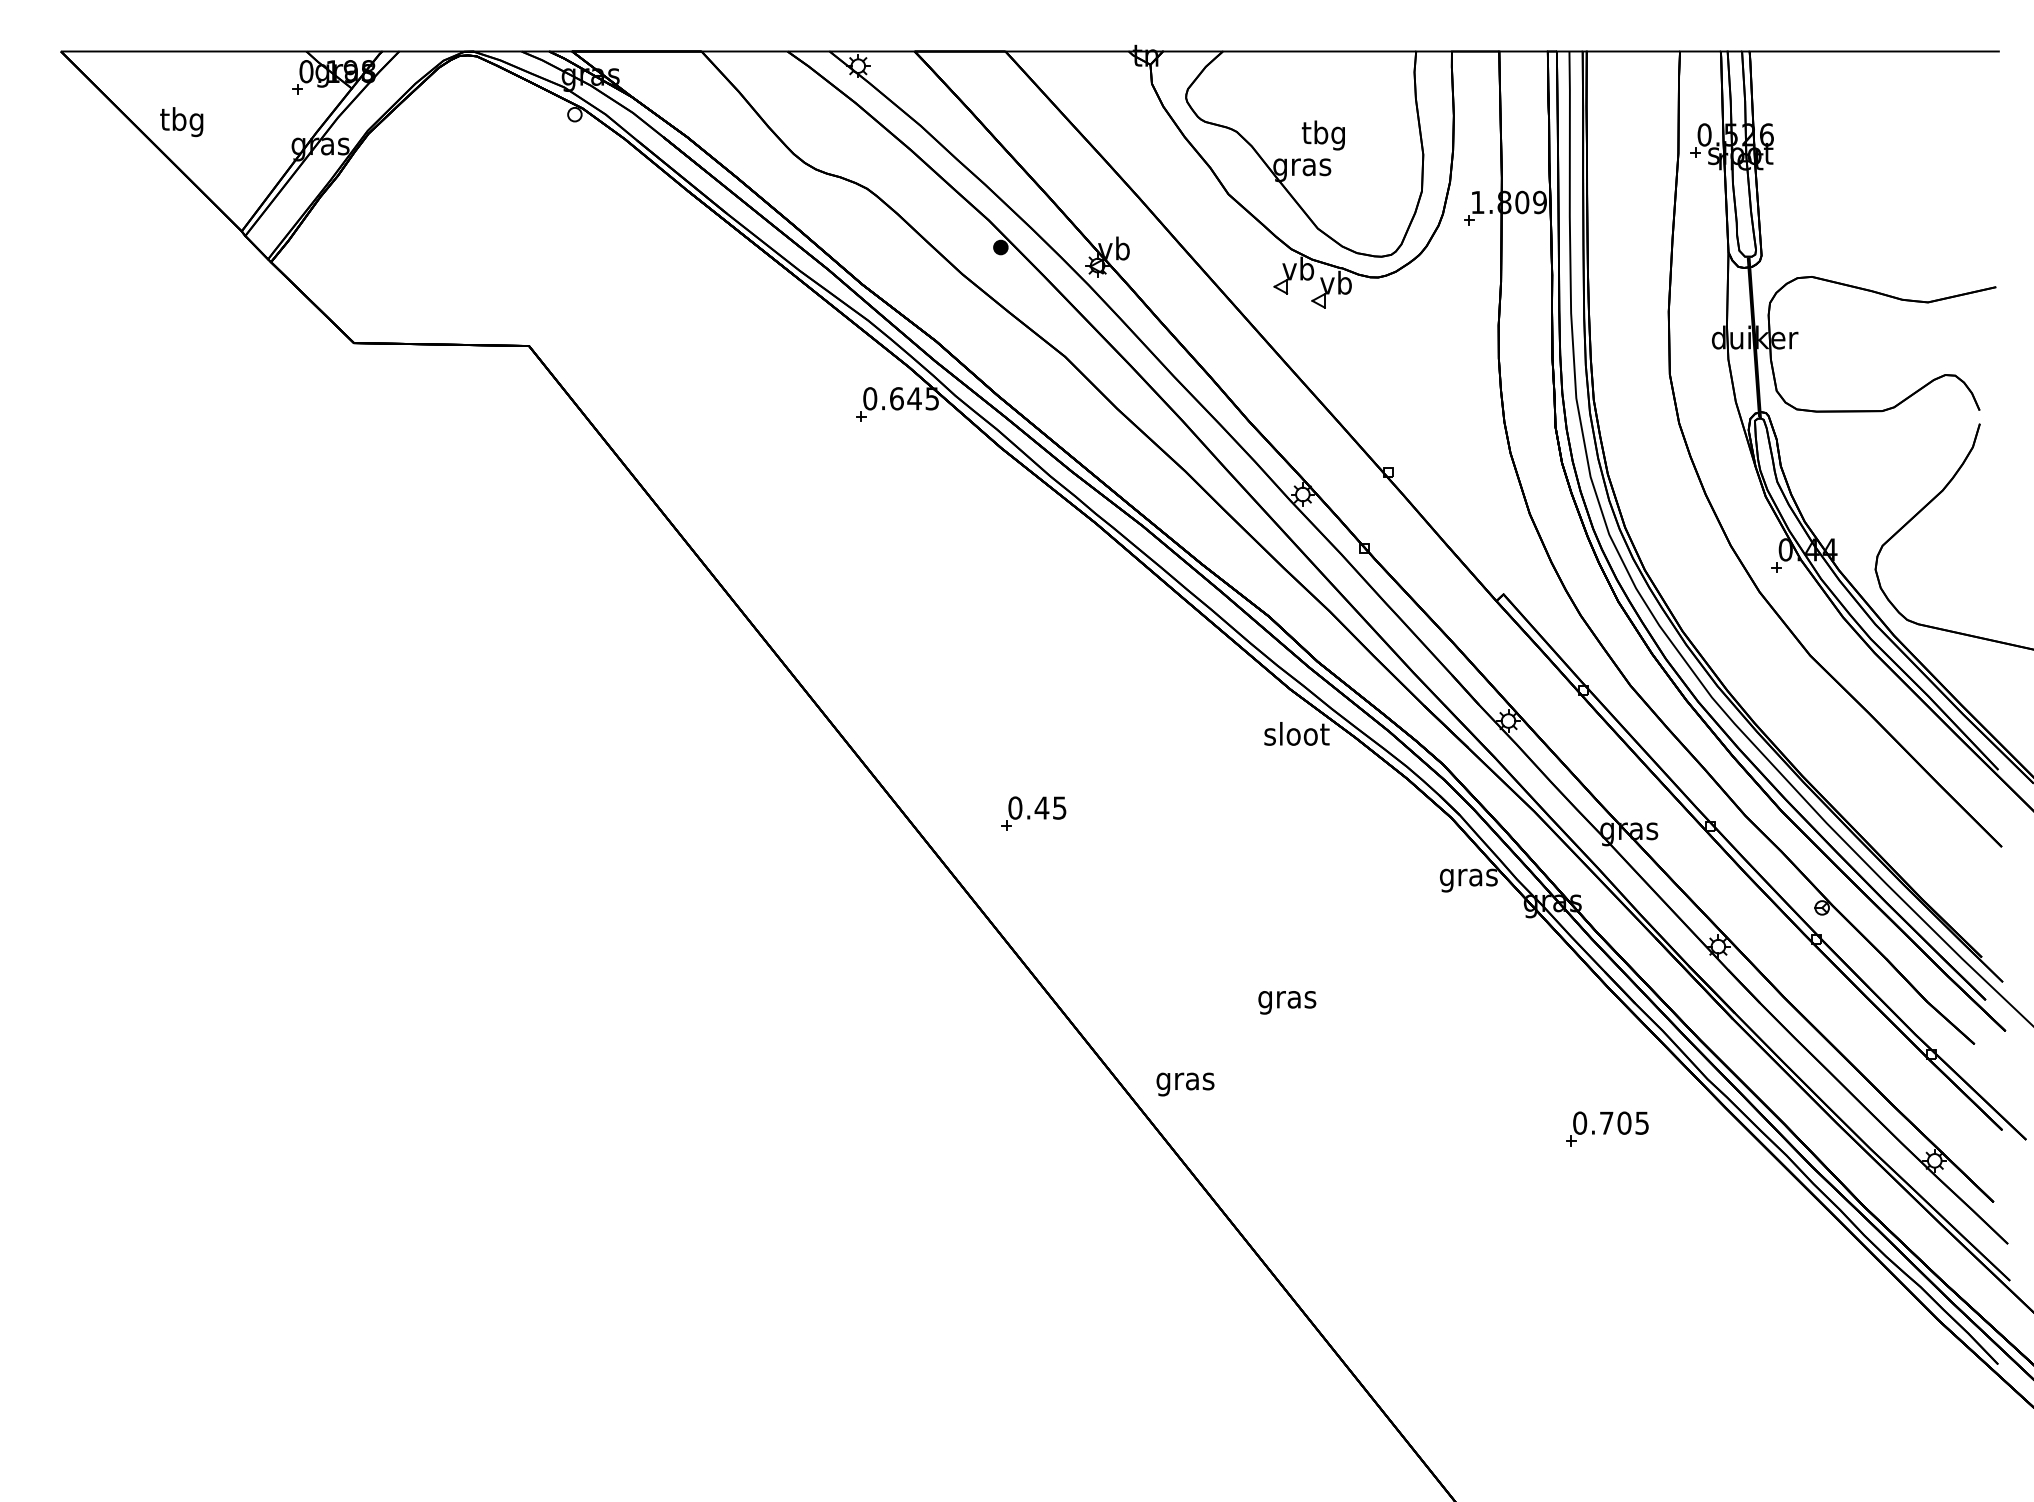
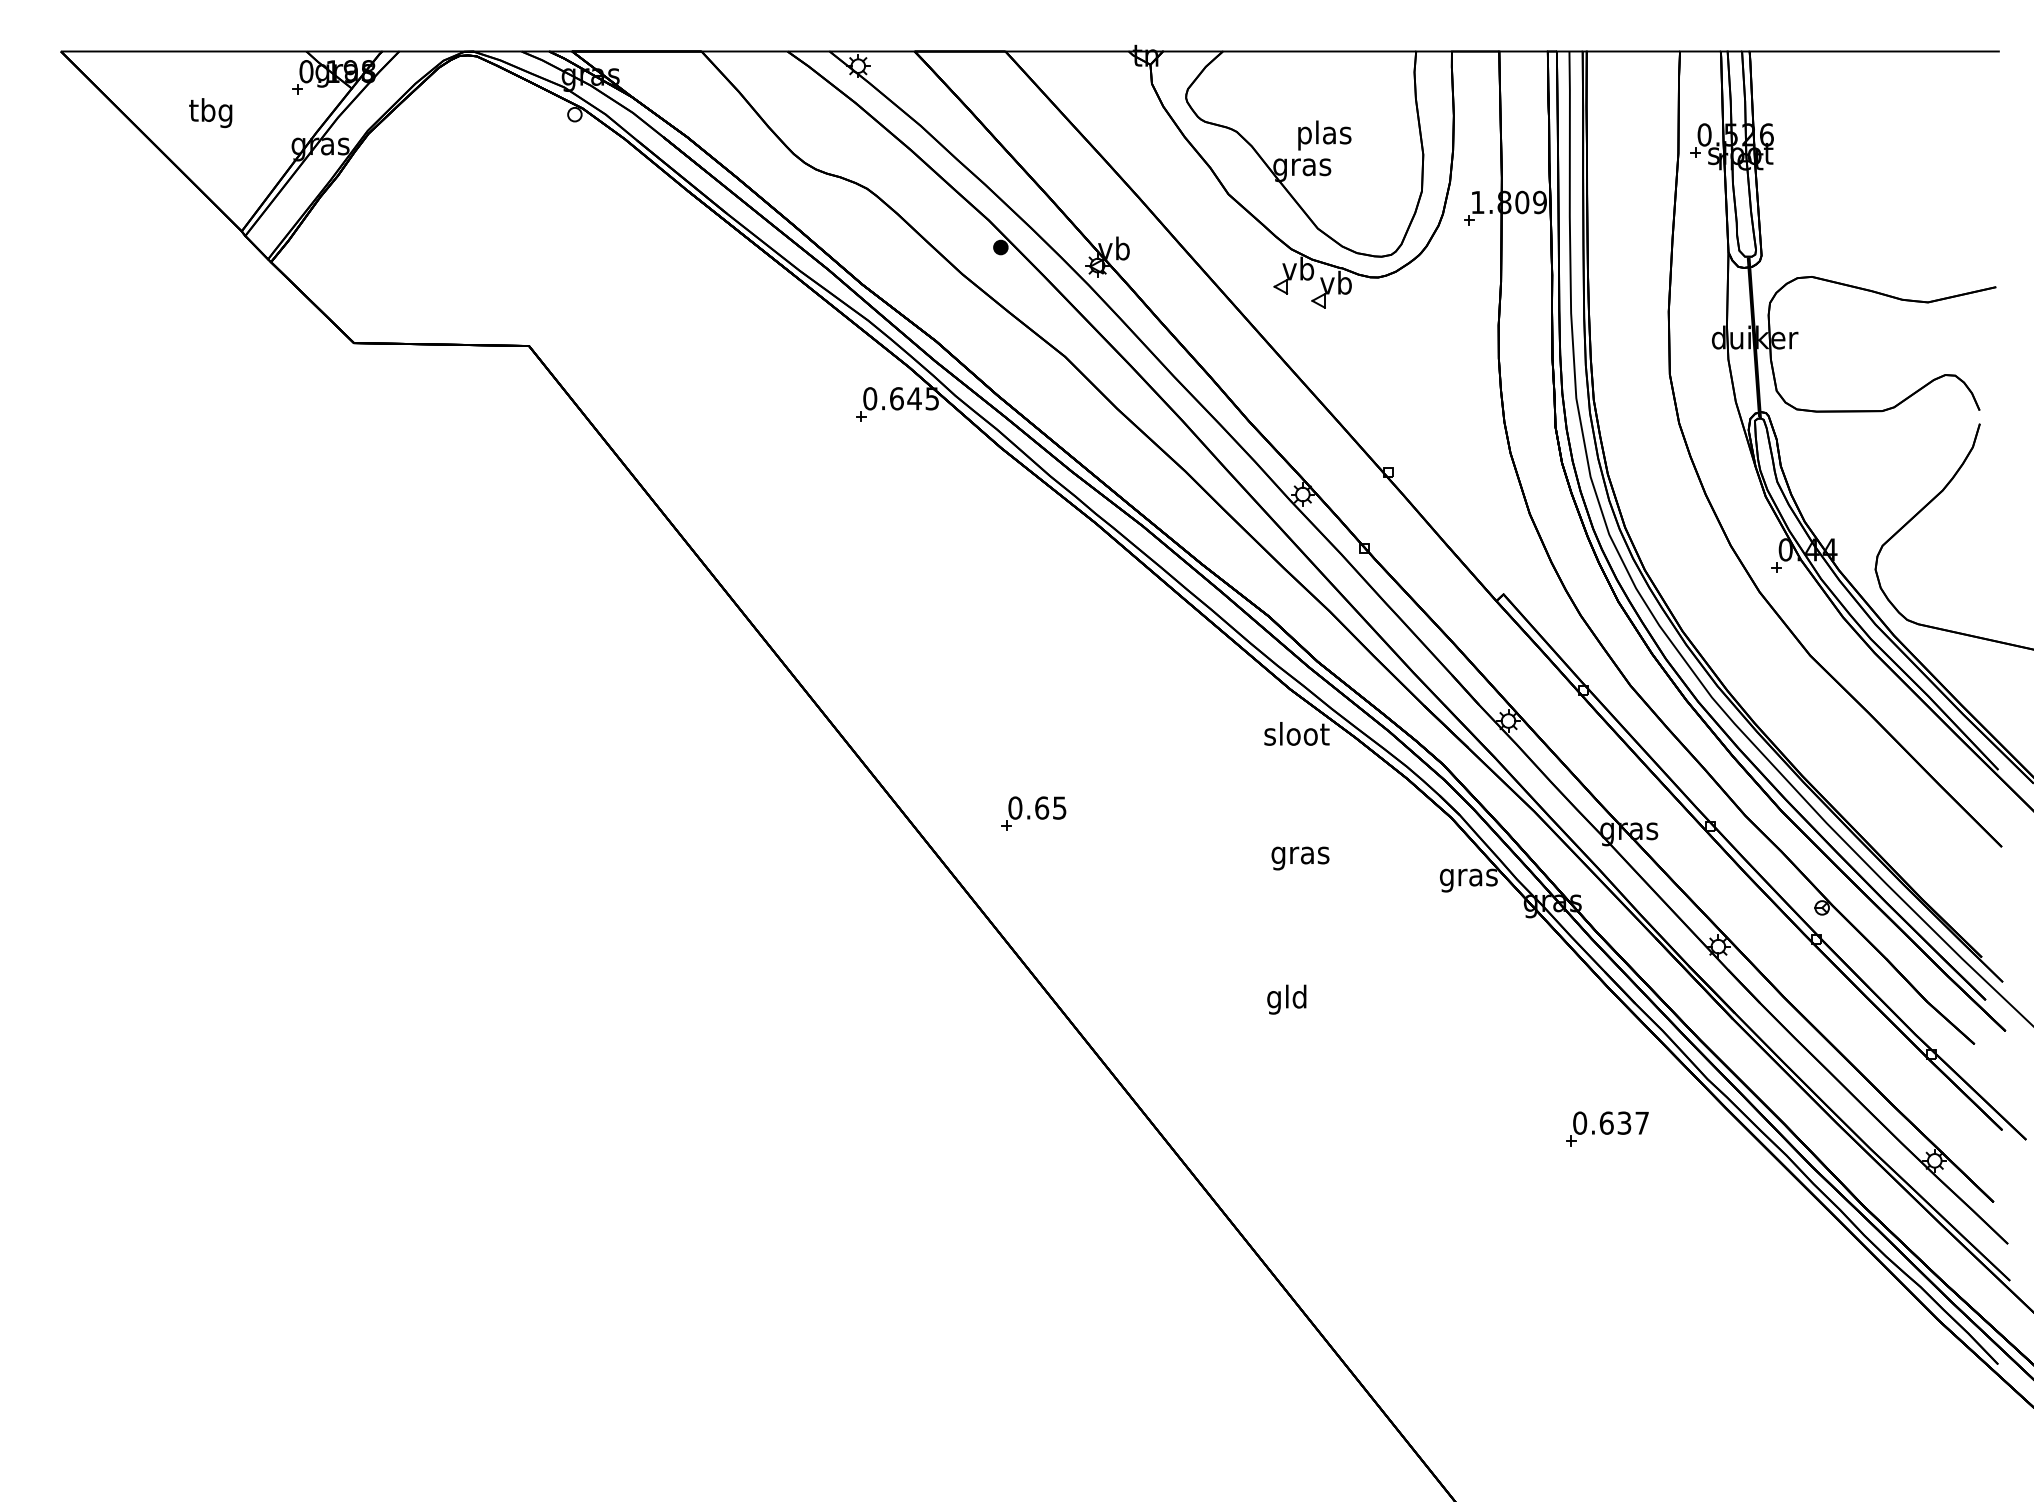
text position: (181, 122) -> (210, 113) (210, 113)
text: tbg -> plas (1324, 135)
text: 0.45 -> 0.65 (1041, 807)
text: gras -> gld (1287, 999)
text position: (1185, 1084) -> (1300, 858) (1300, 858)
text: 0.705 -> 0.637 (1623, 1122)
